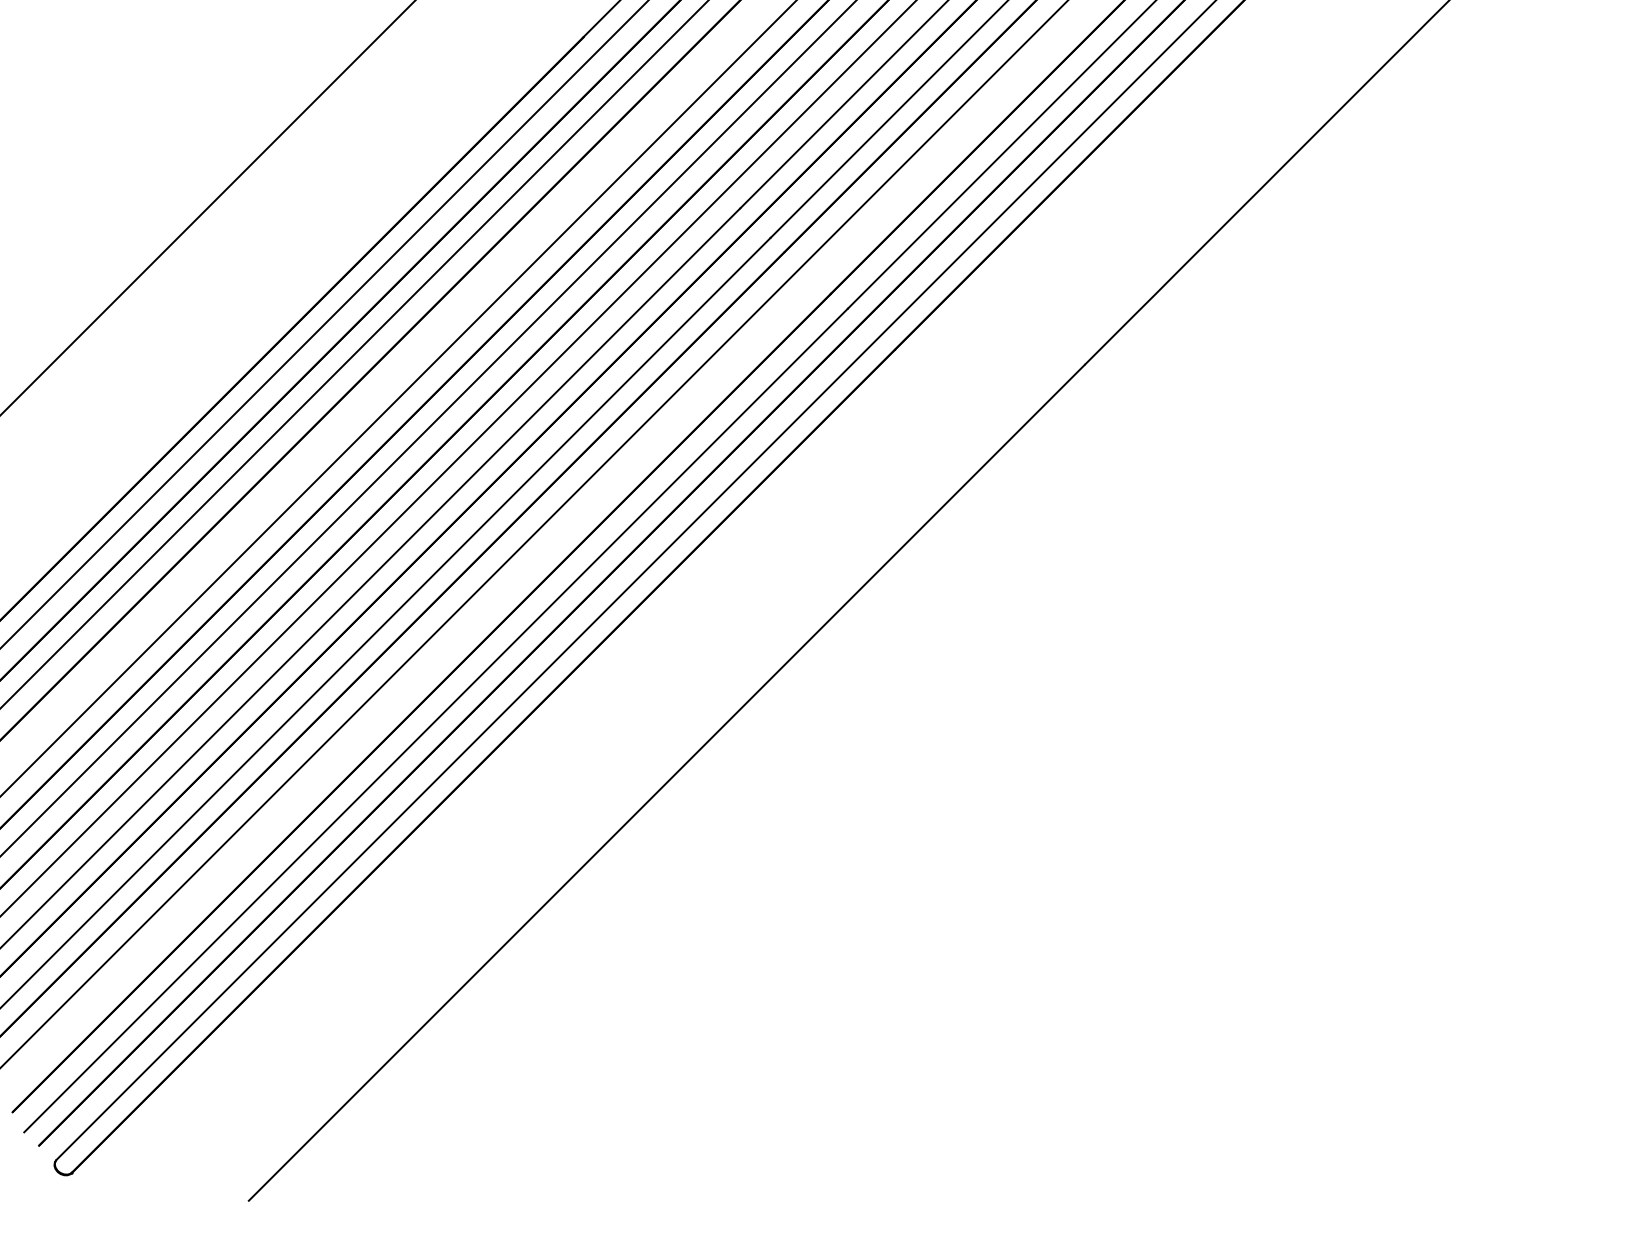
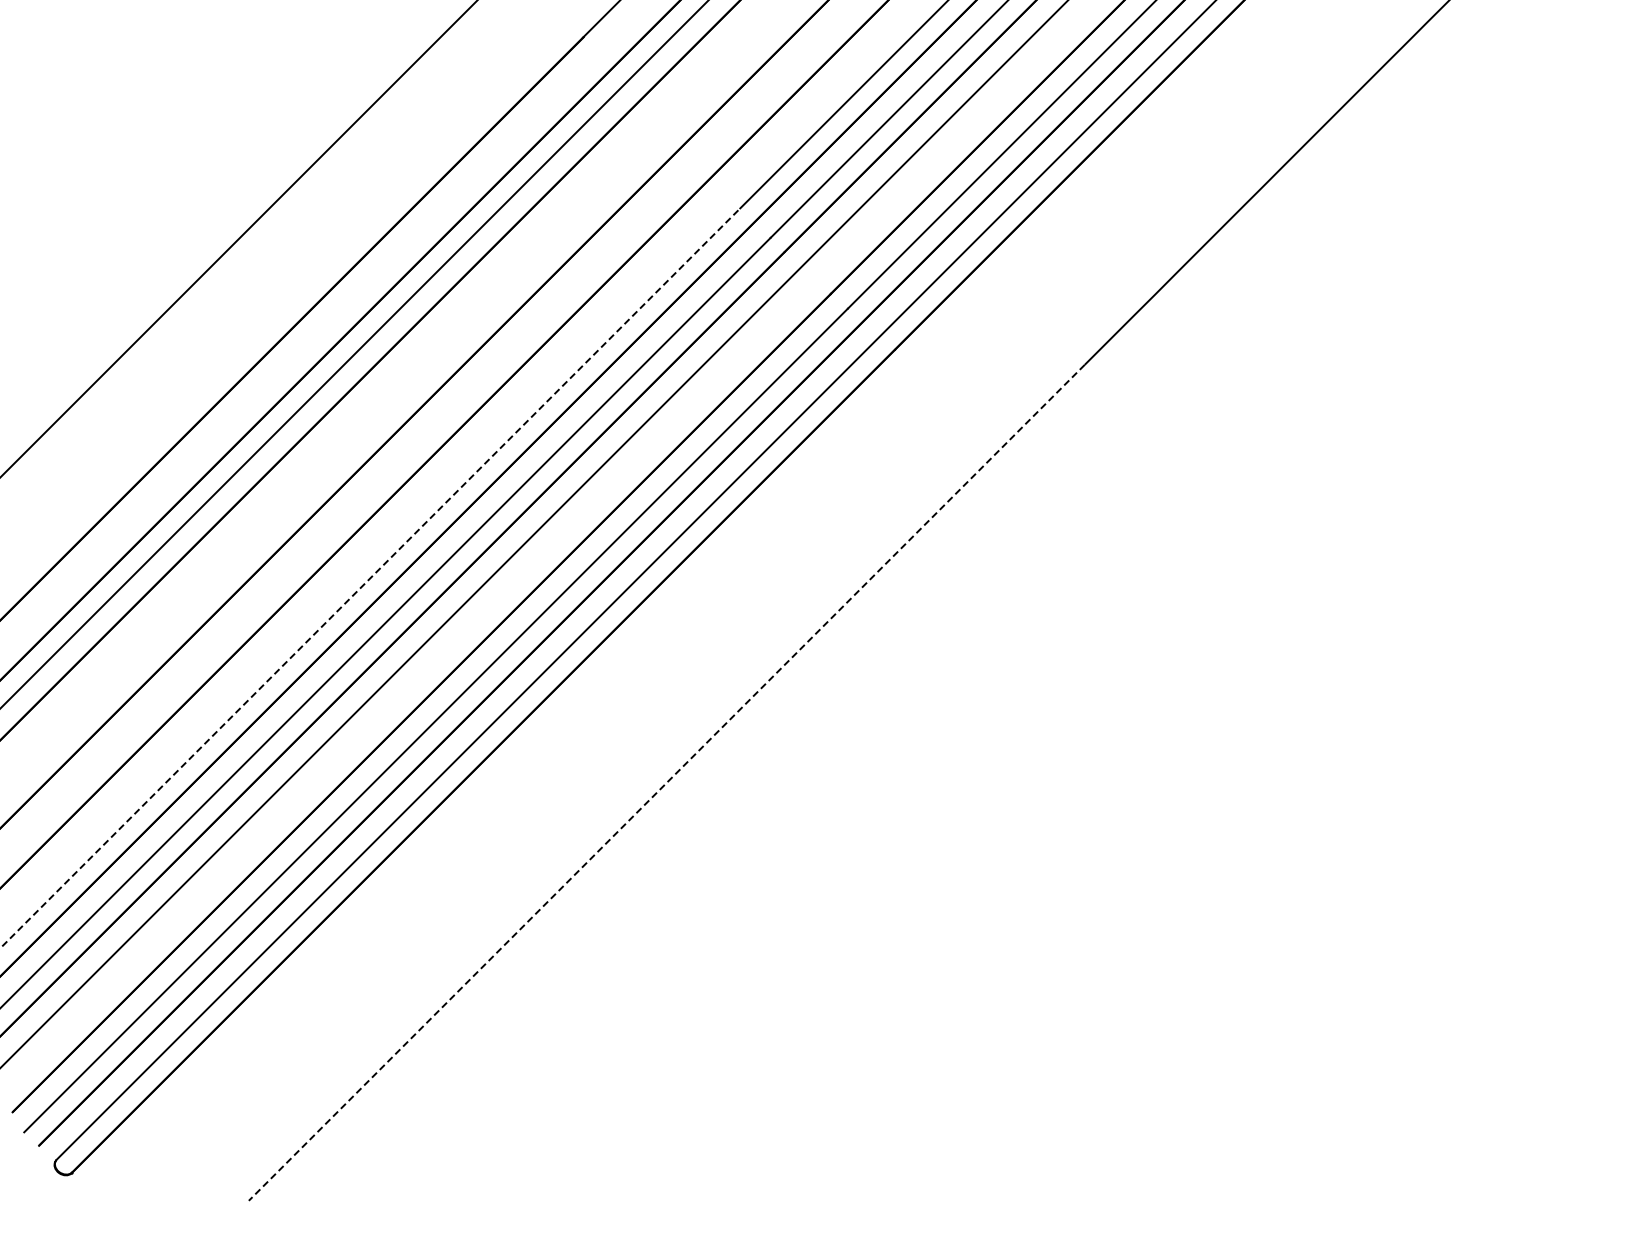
line position: (207, 207) -> (238, 238) (238, 238)
line: present -> none (324, 324)
line: present -> none (398, 398)
line: present -> none (428, 428)
line: present -> none (458, 458)
line: solid -> dashed (370, 578)
line: solid -> dashed (666, 783)
